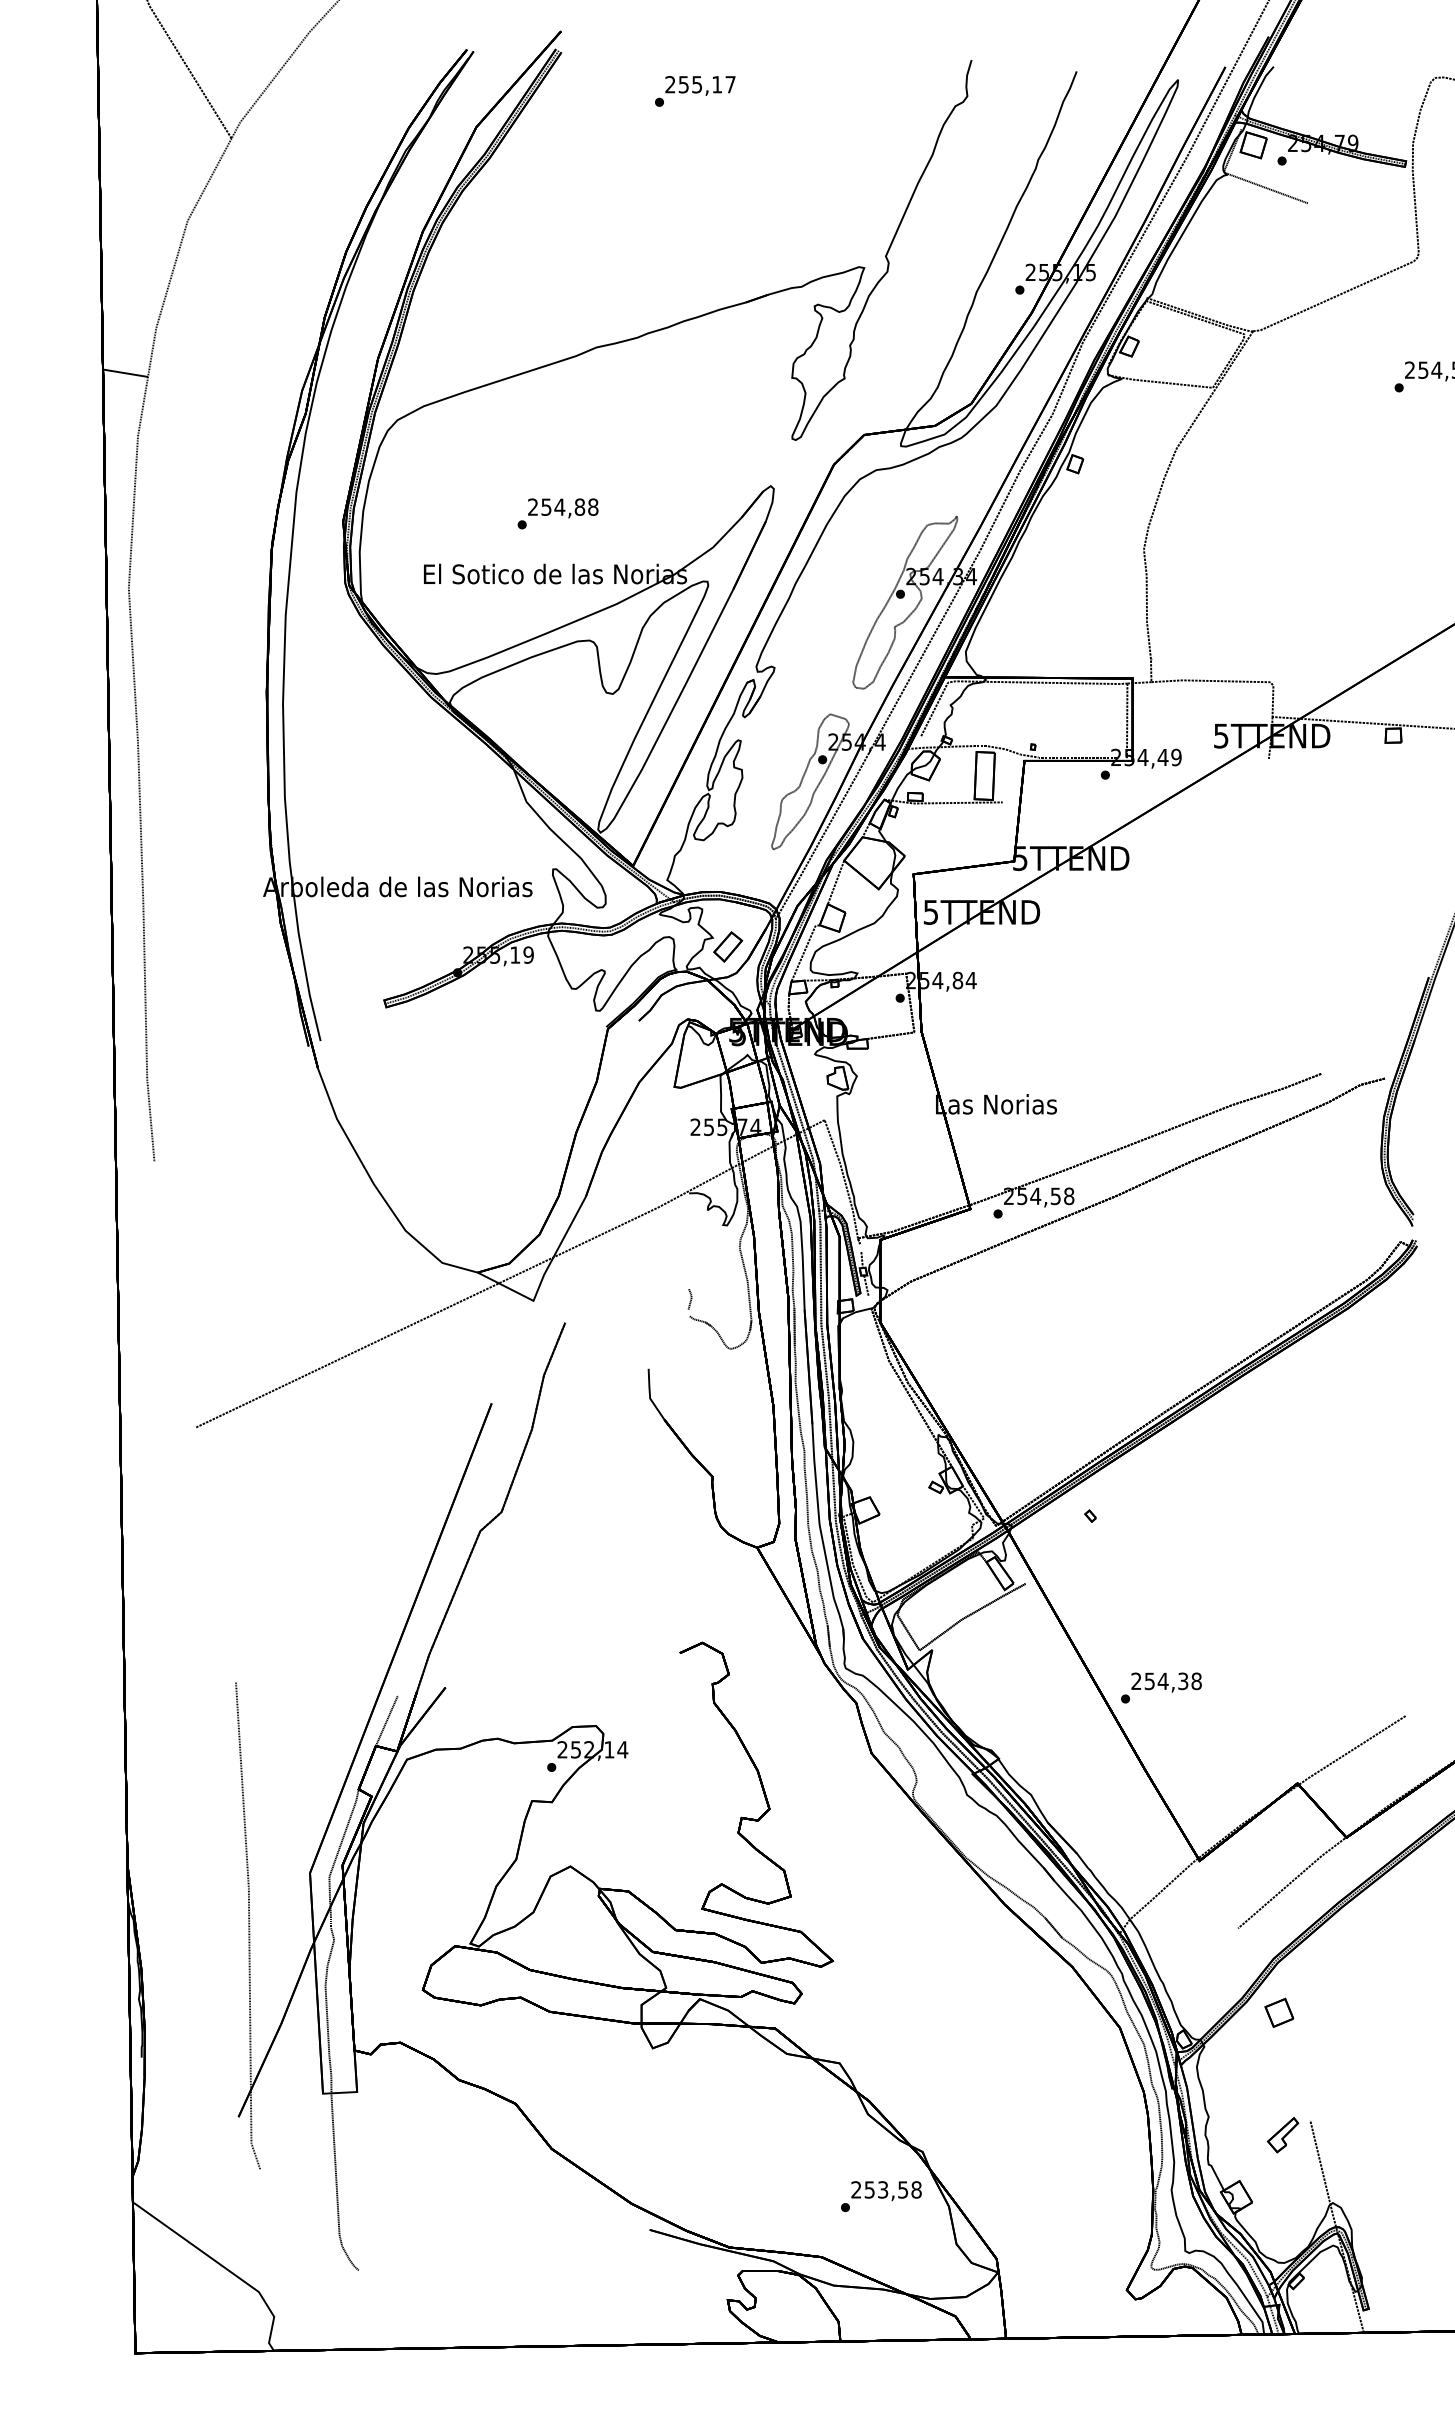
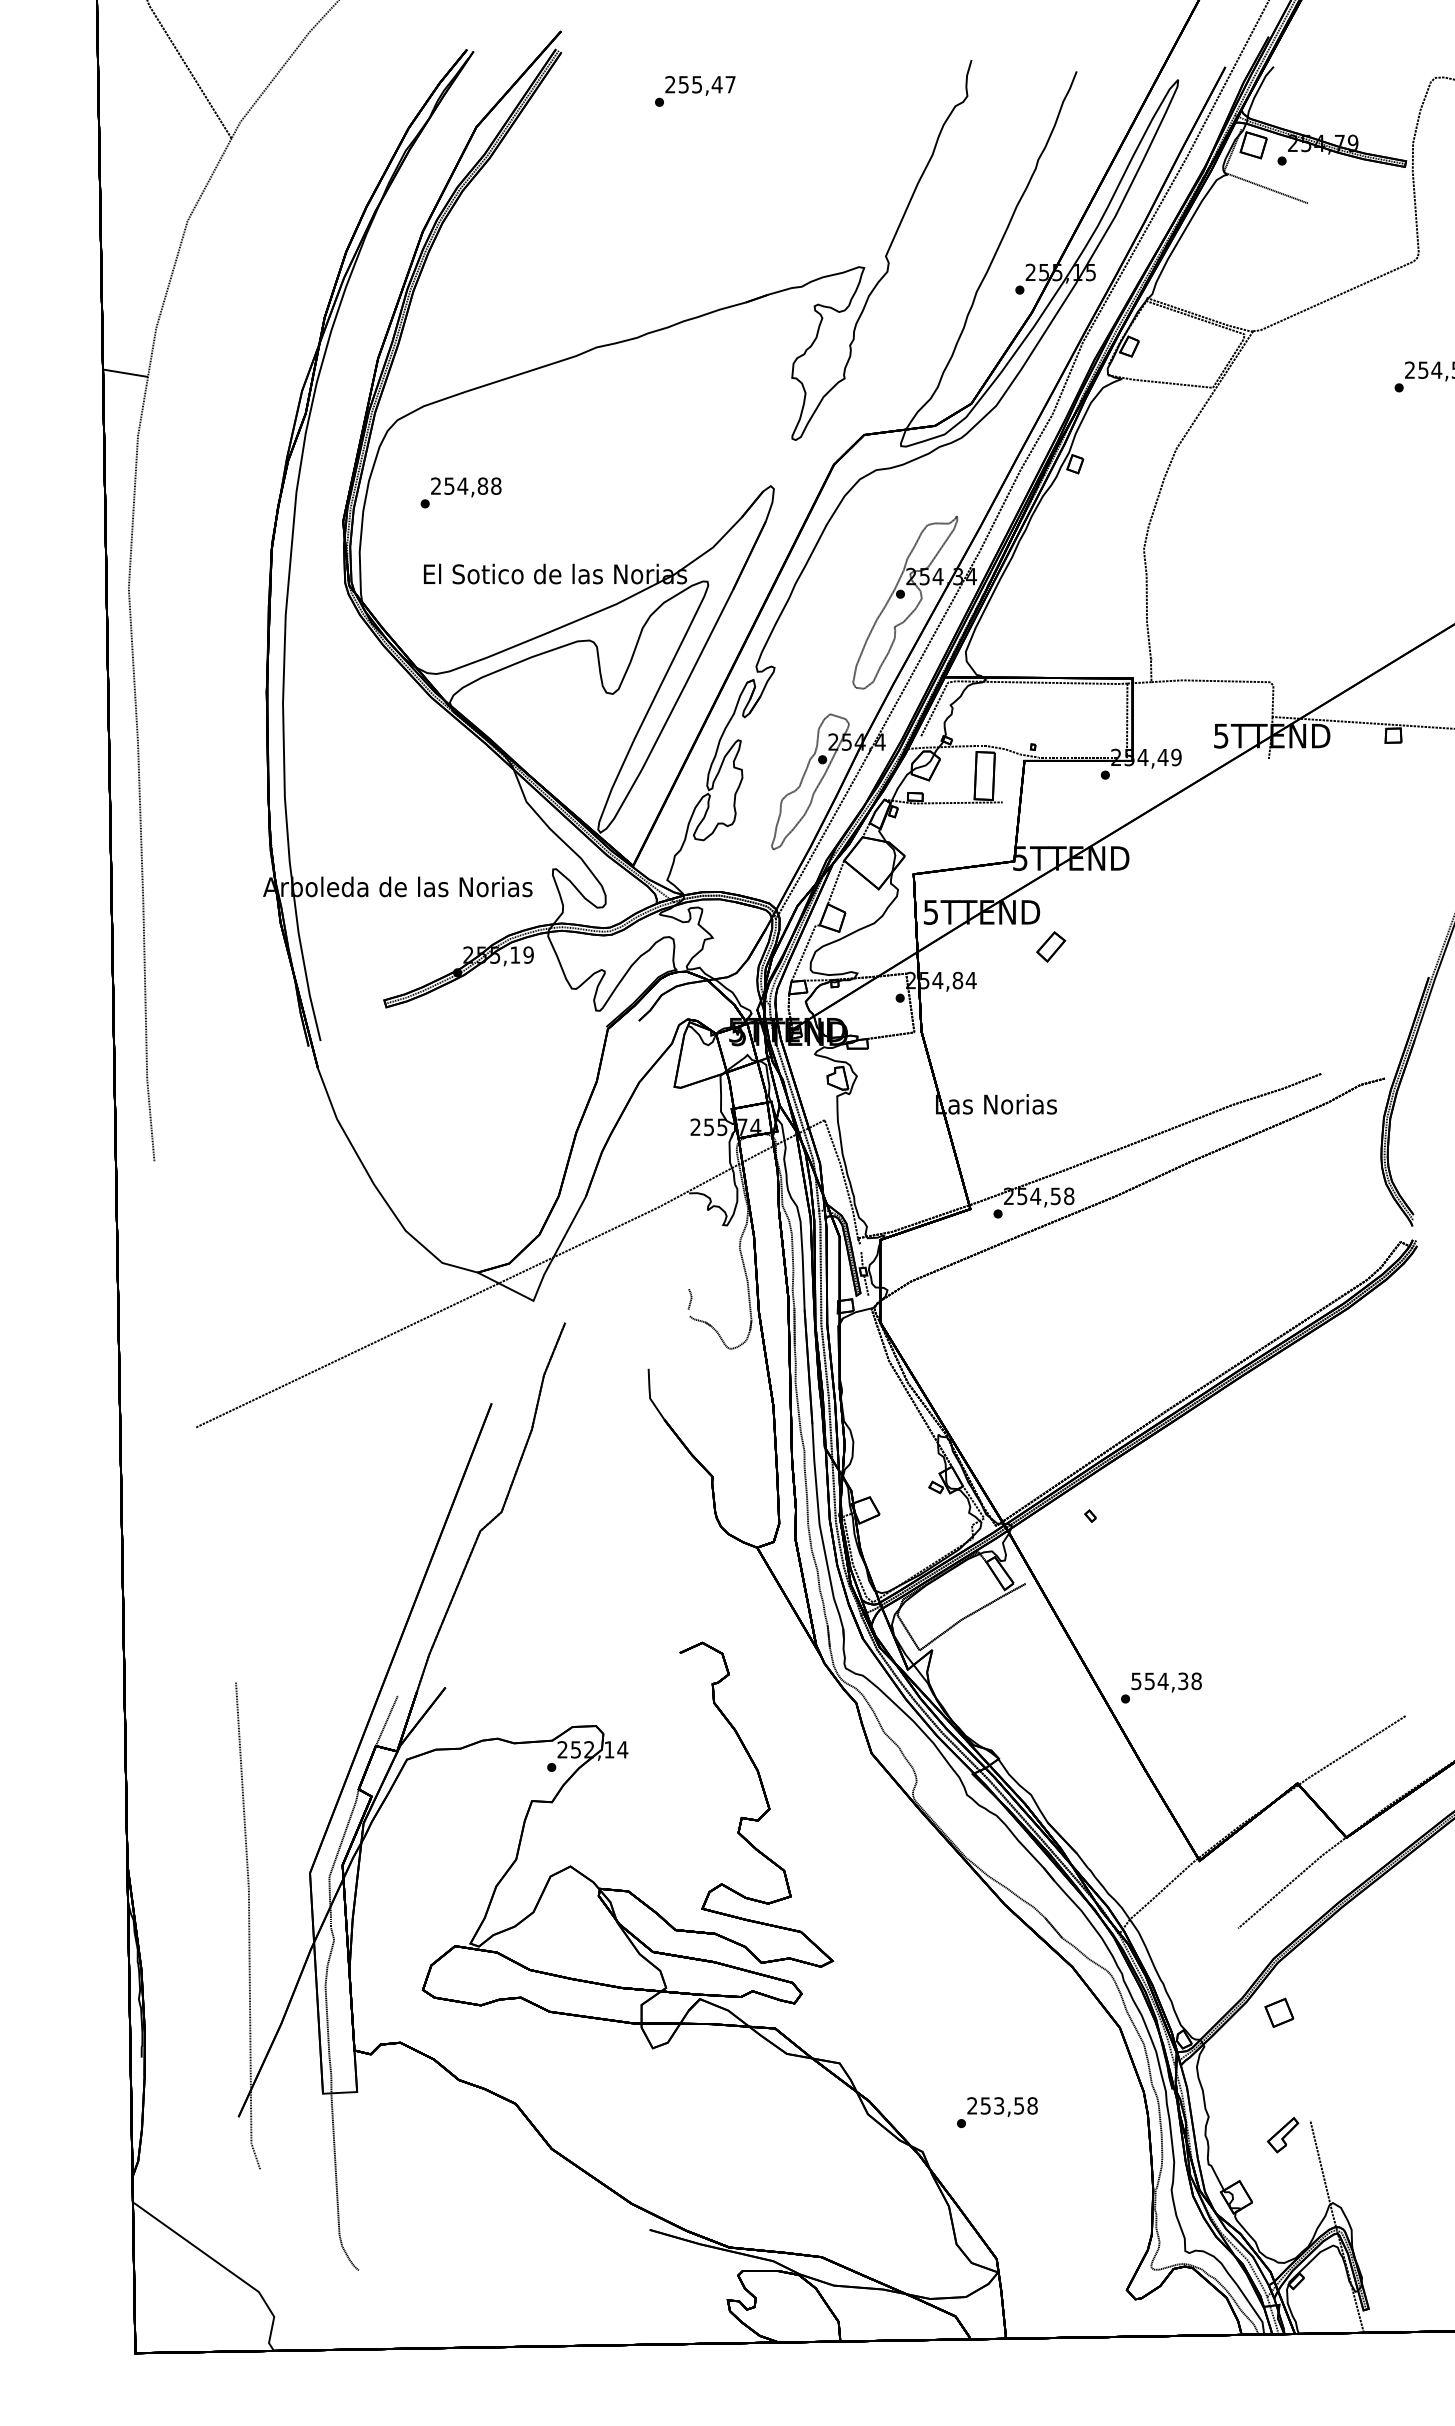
text: 255,17 -> 255,47 (716, 84)
text position: (557, 513) -> (460, 492) (460, 492)
part position: (728, 946) -> (1051, 946) (1051, 946)
text: 254,38 -> 554,38 (1136, 1681)
text position: (881, 2196) -> (997, 2112) (997, 2112)
